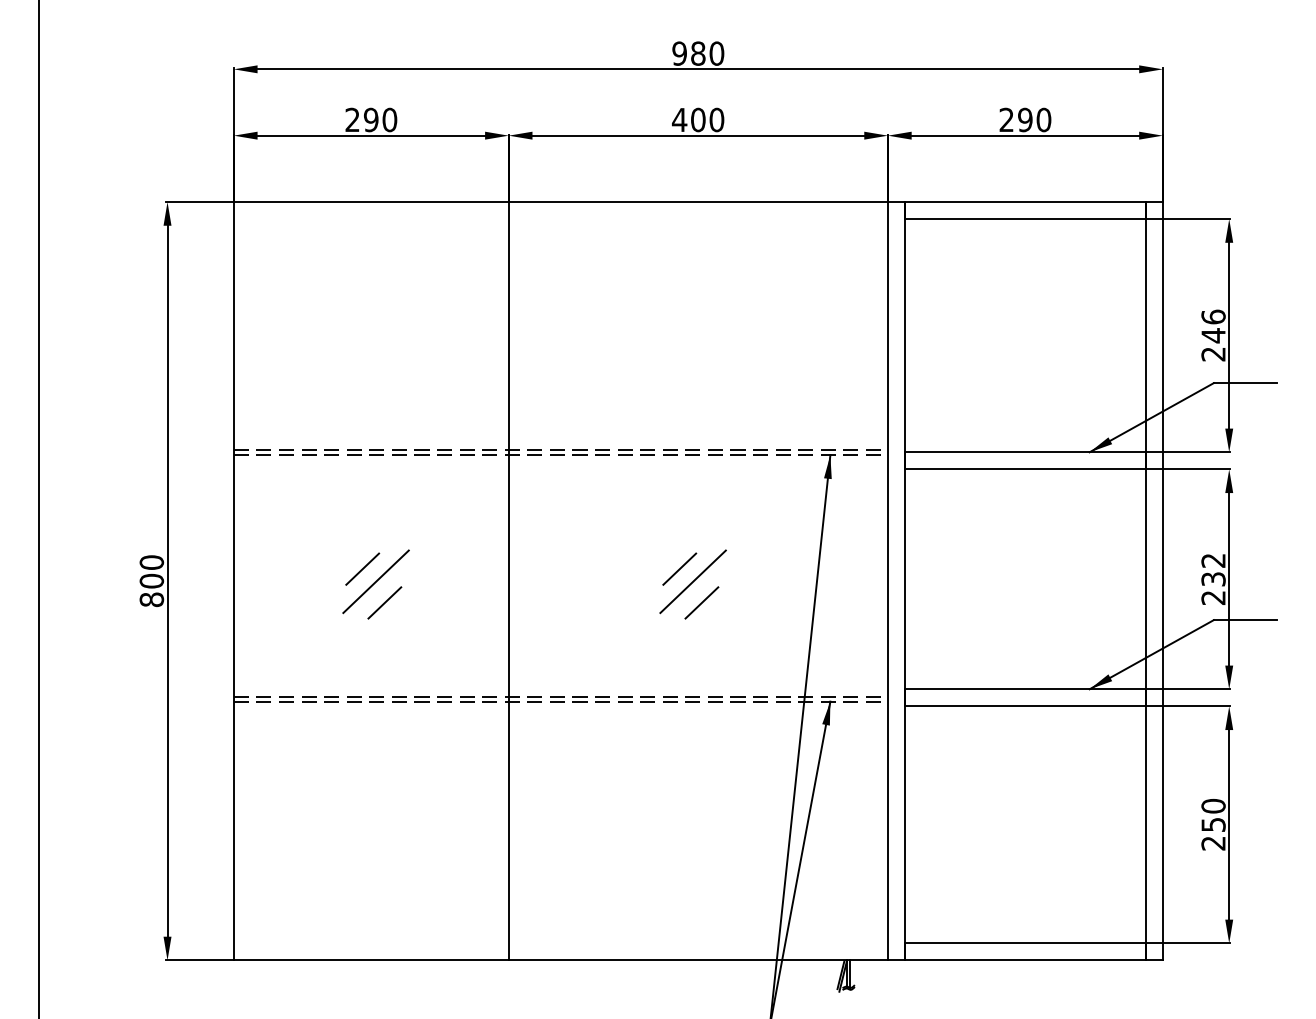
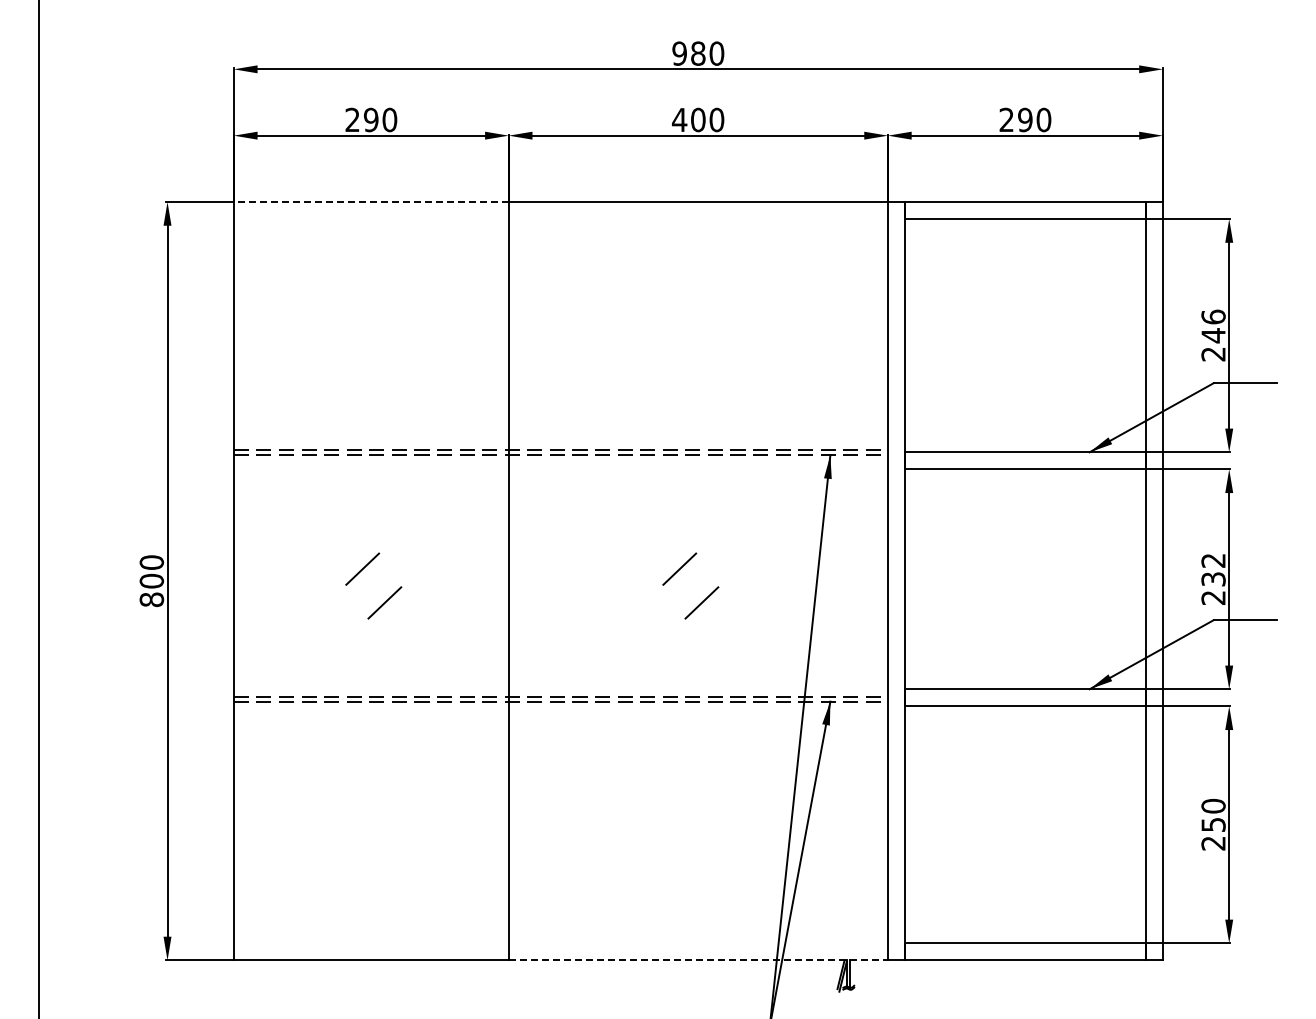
line: solid -> dashed (370, 202)
line: present -> none (375, 581)
line: present -> none (692, 581)
line: solid -> dashed (698, 960)
